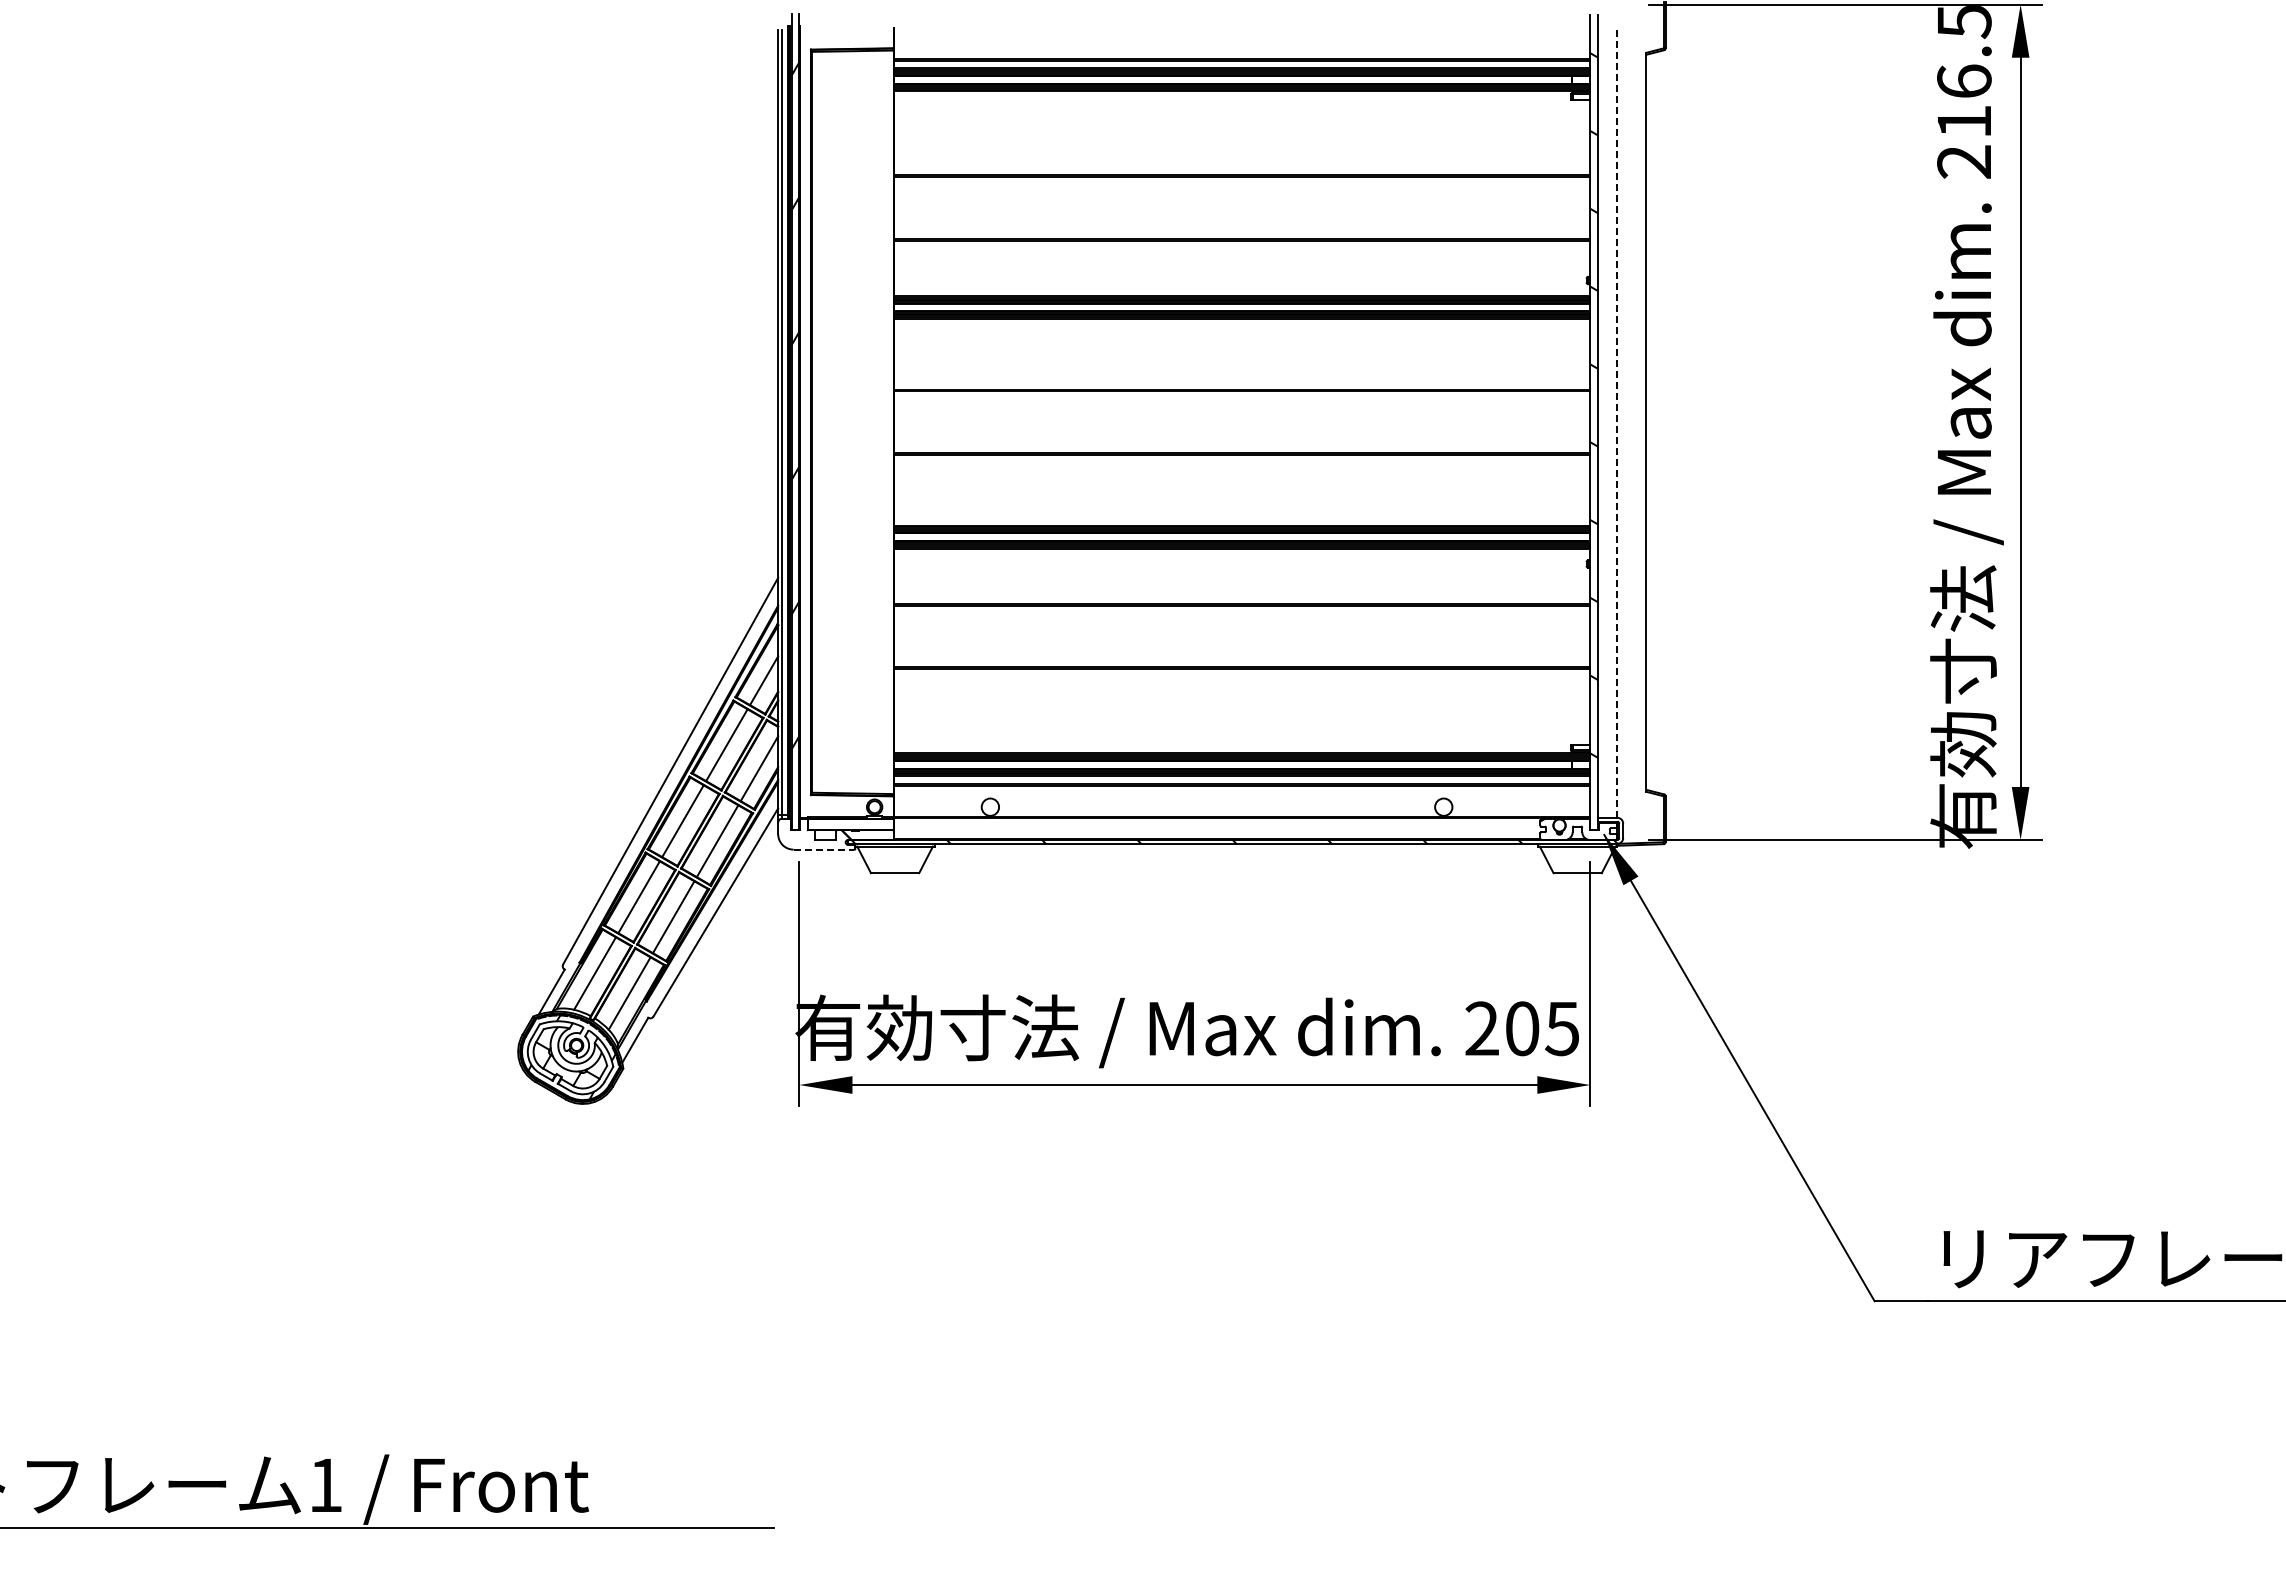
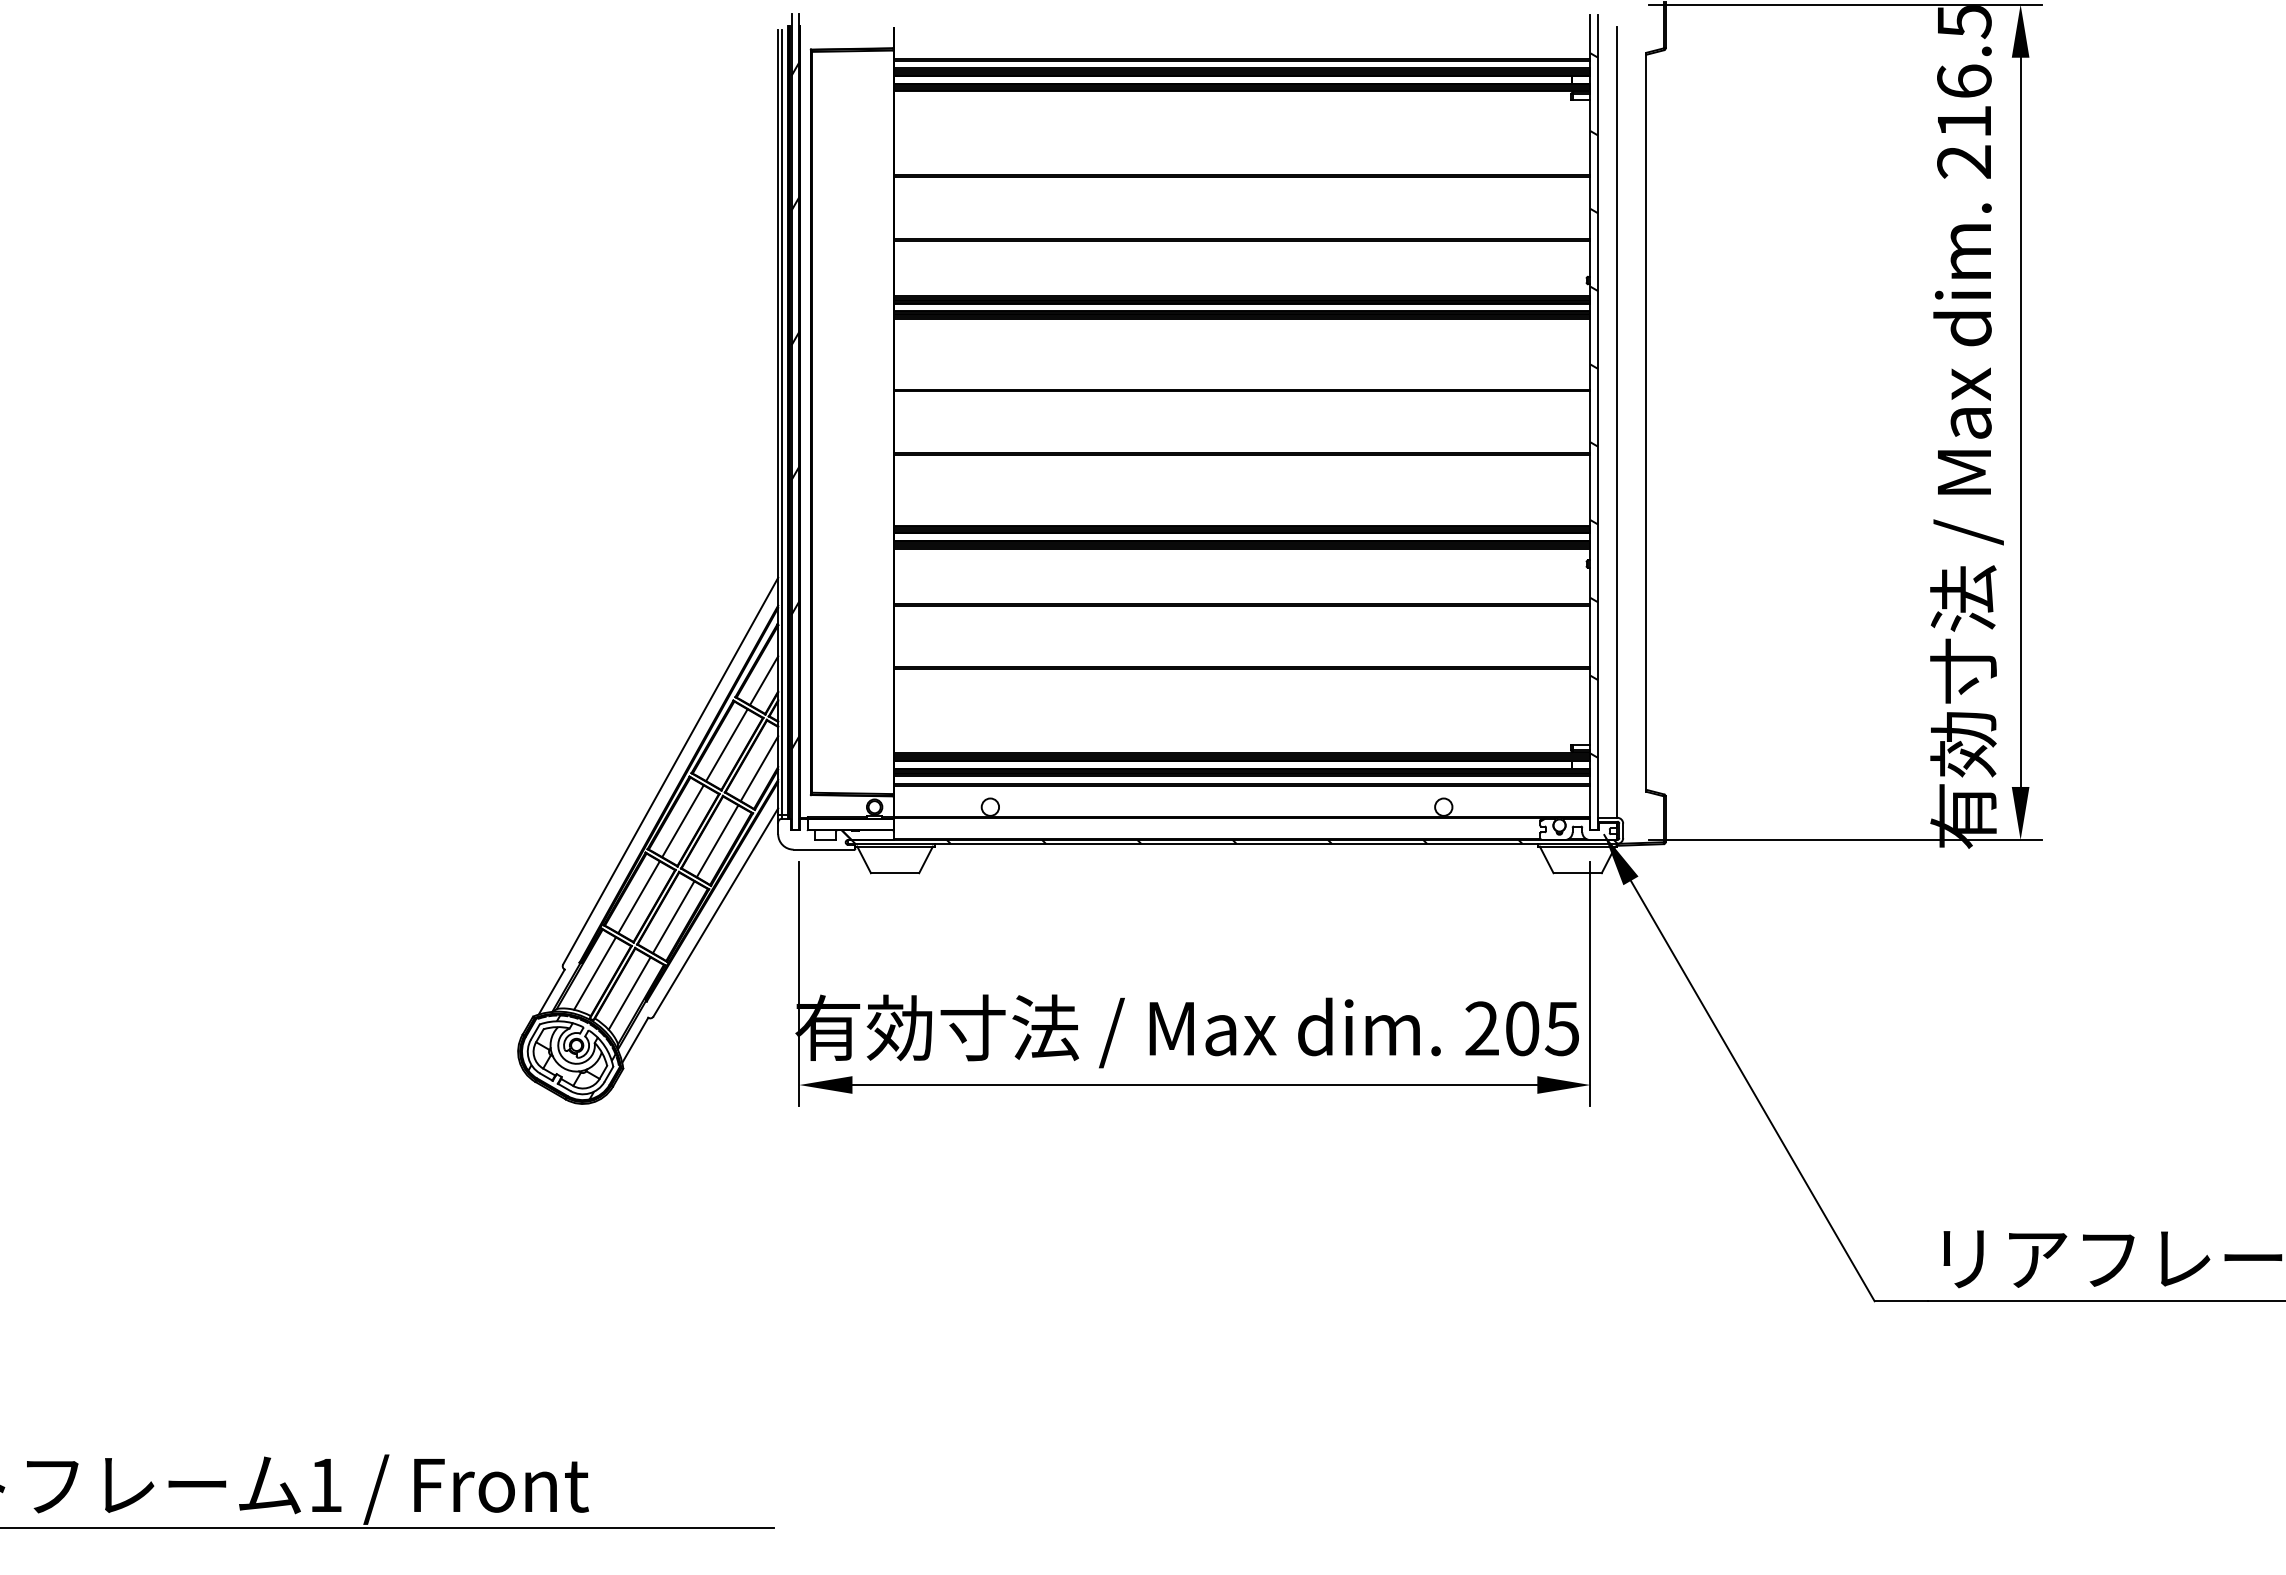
line: dashed -> solid (1617, 421)
line: dashed -> solid (824, 849)
